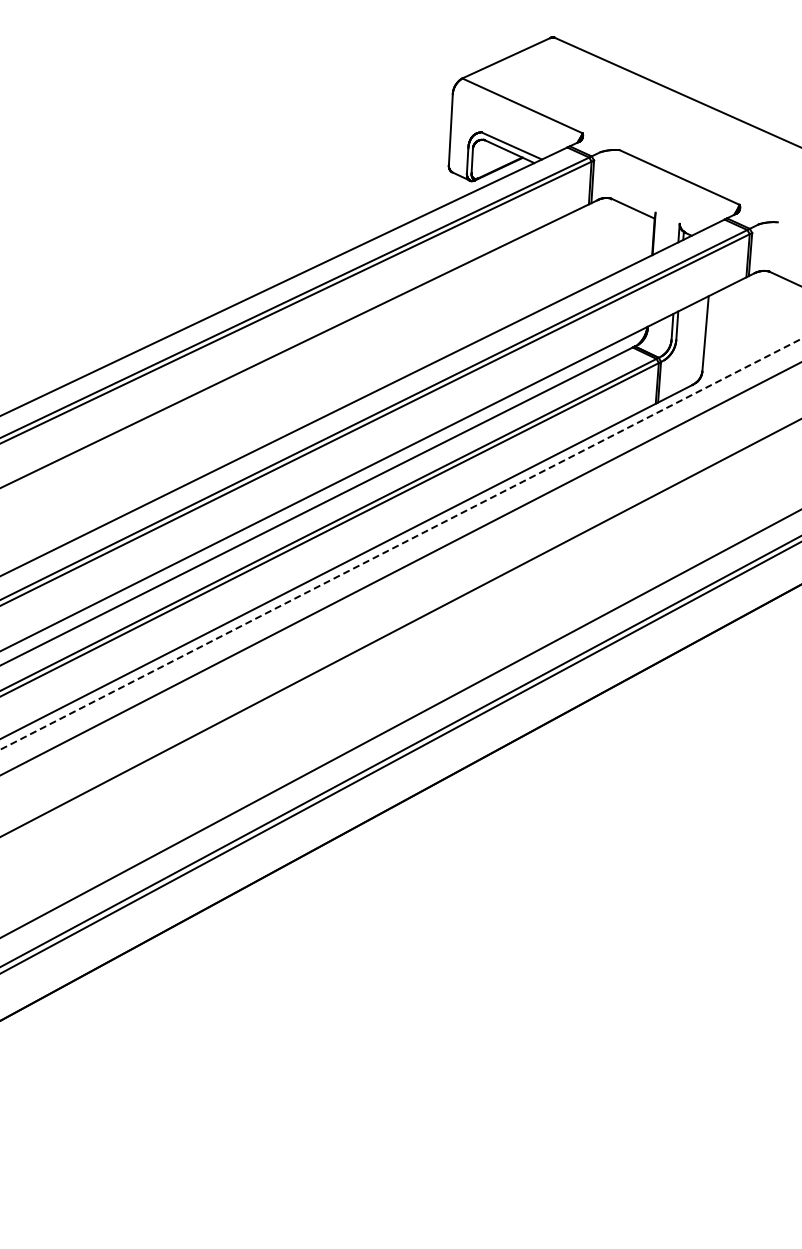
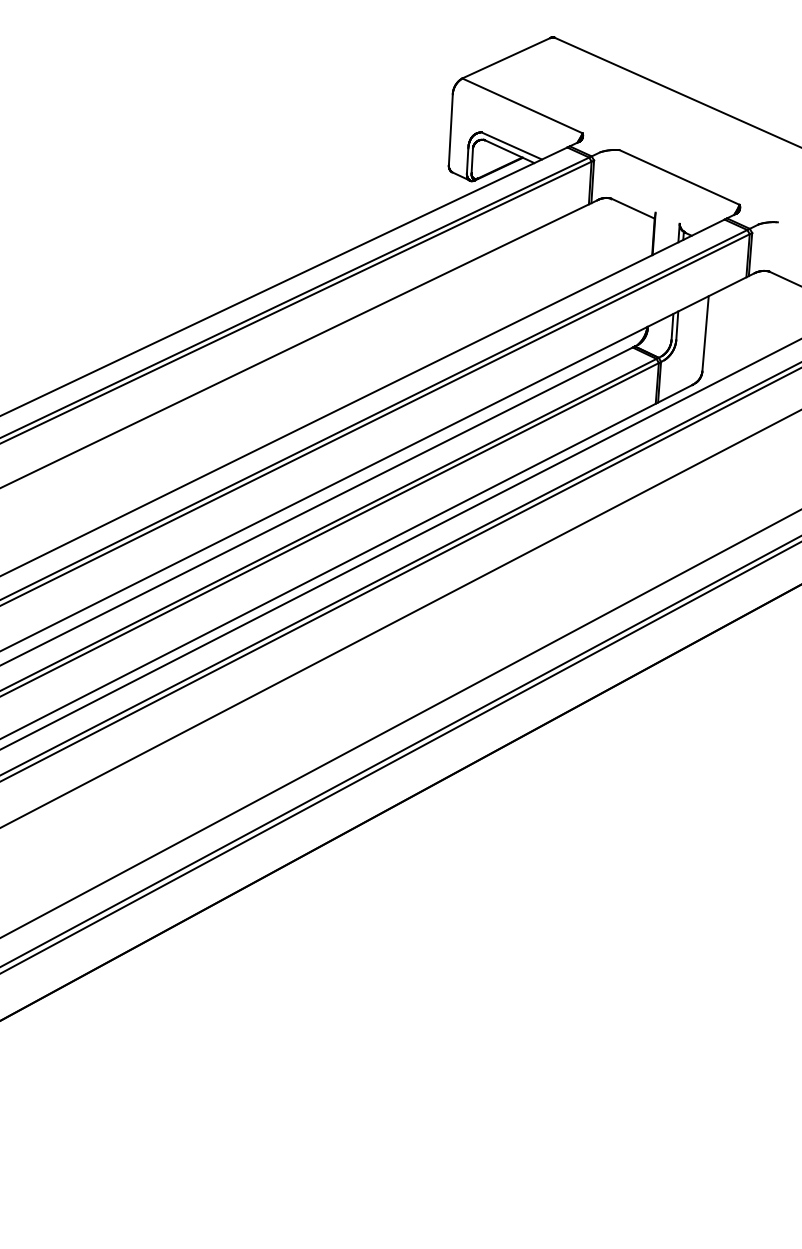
line: dashed -> solid (401, 544)
line: none -> present (400, 574)
line position: (400, 627) -> (400, 619) (400, 619)
